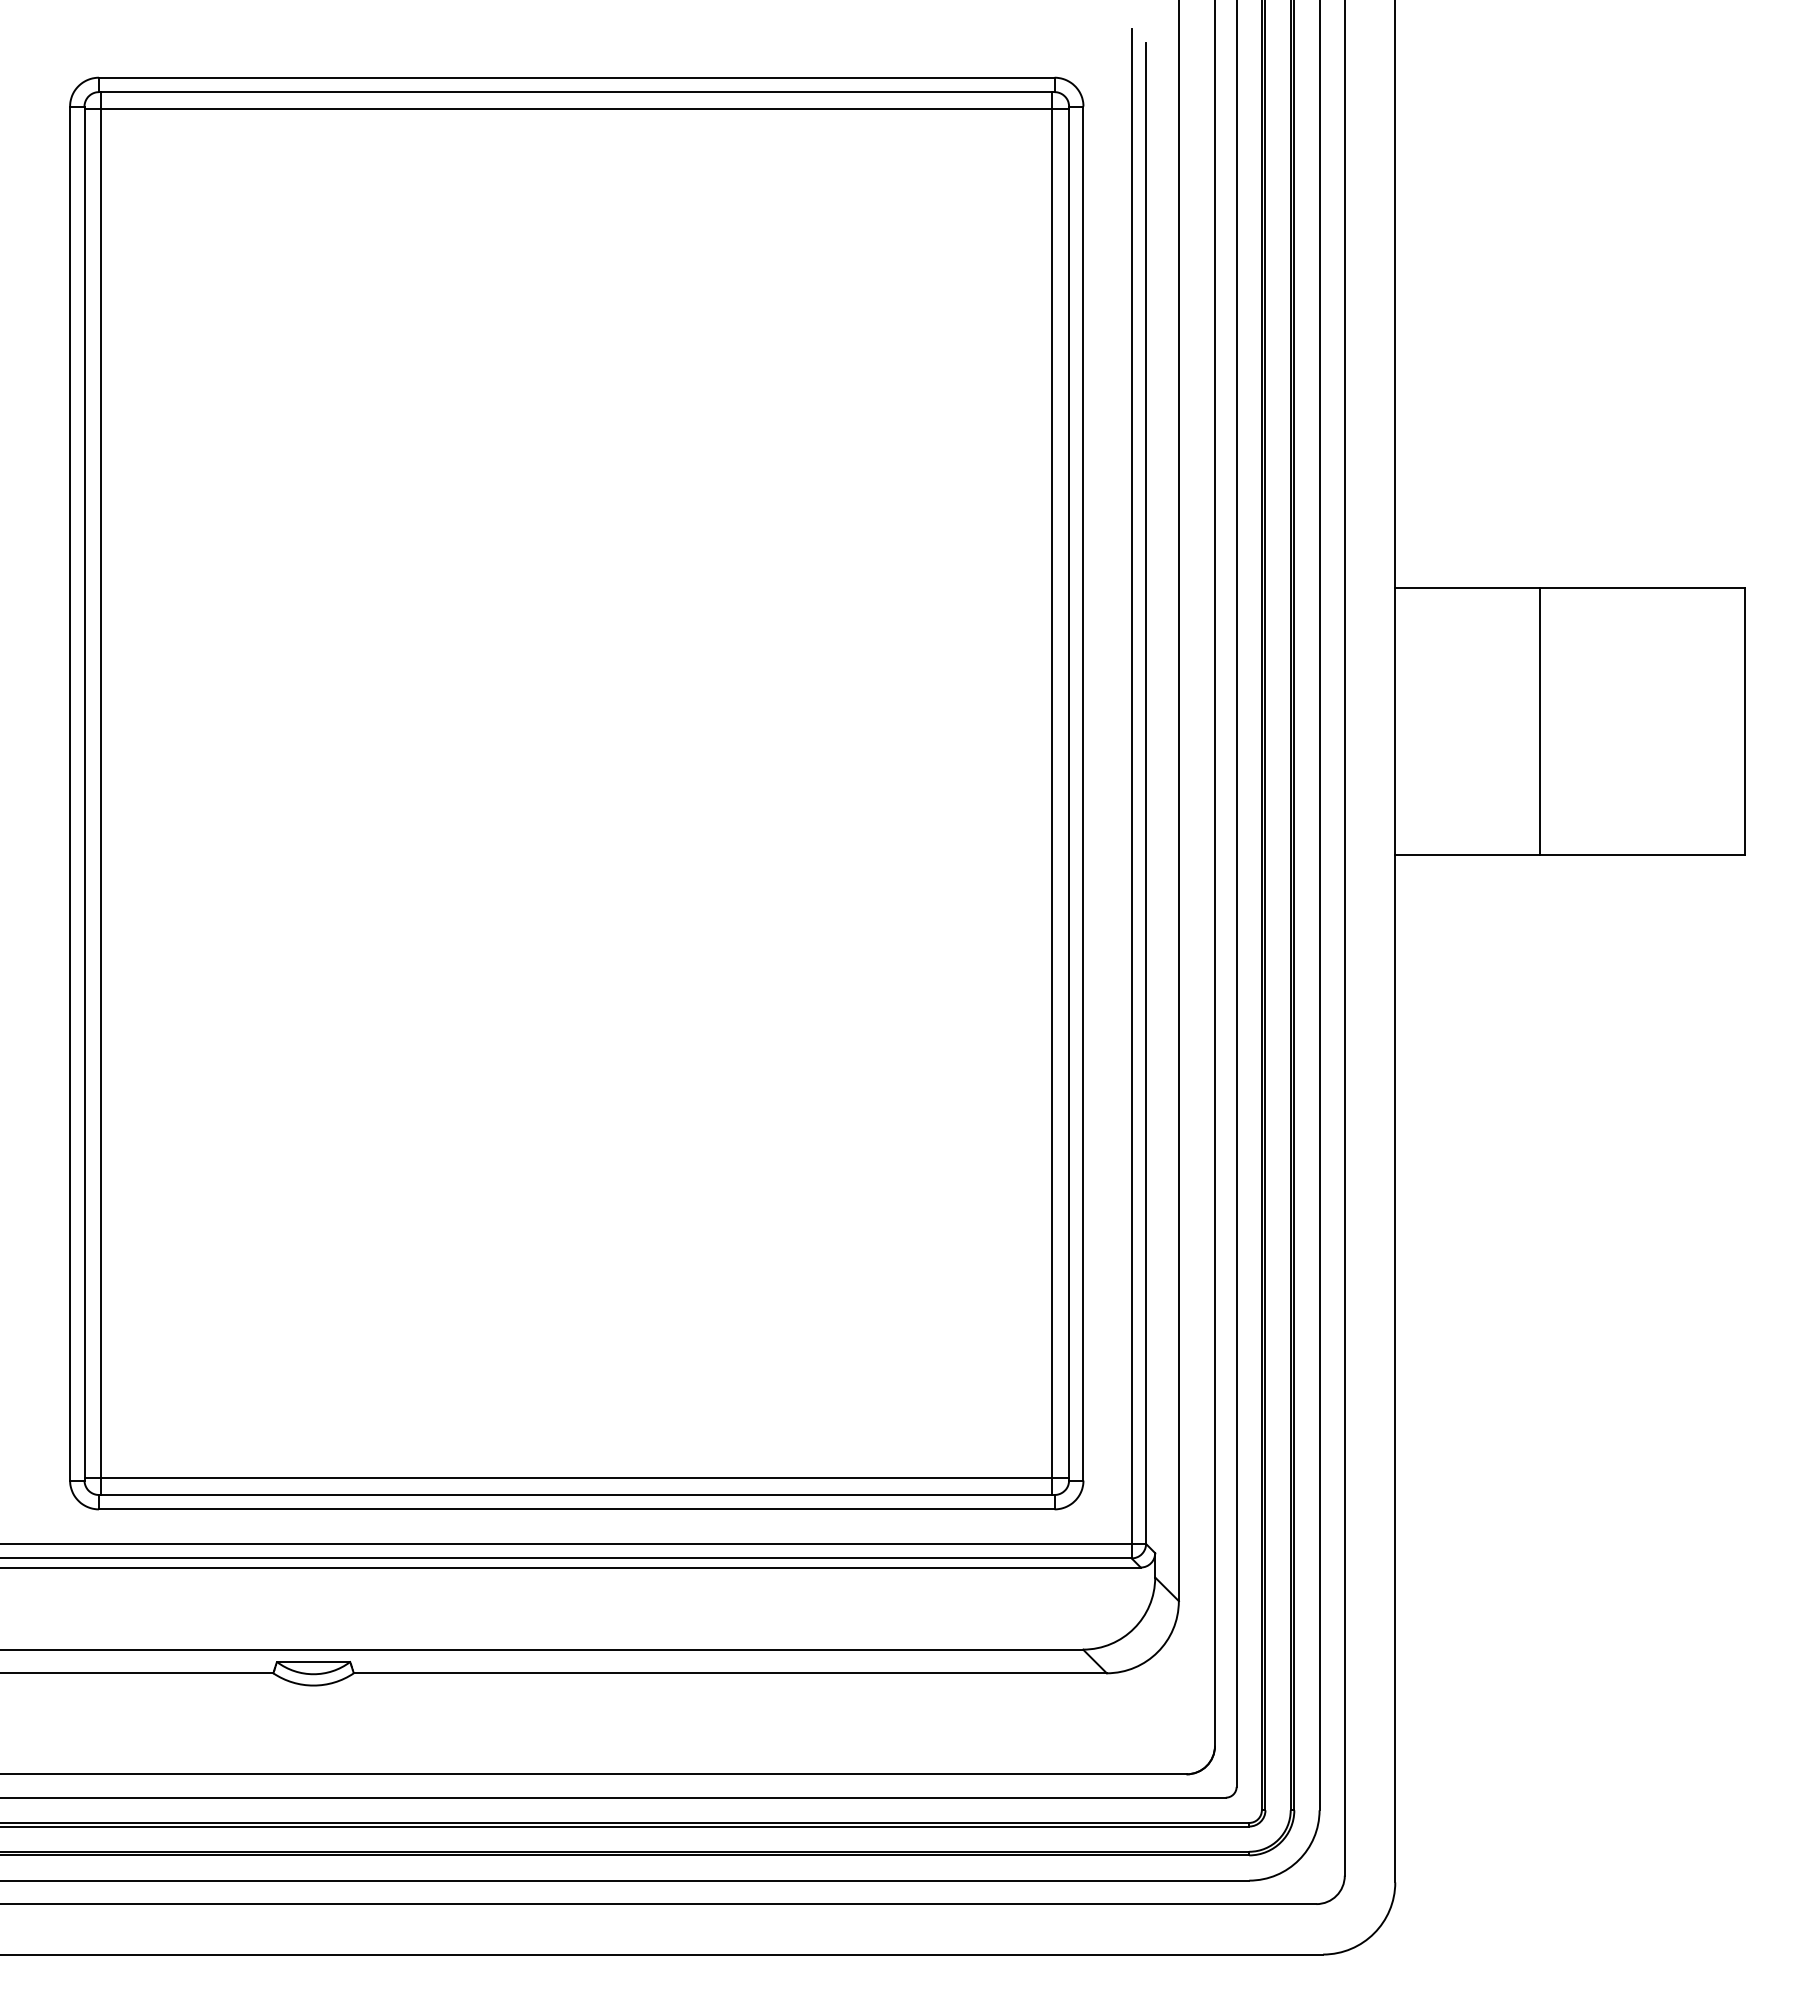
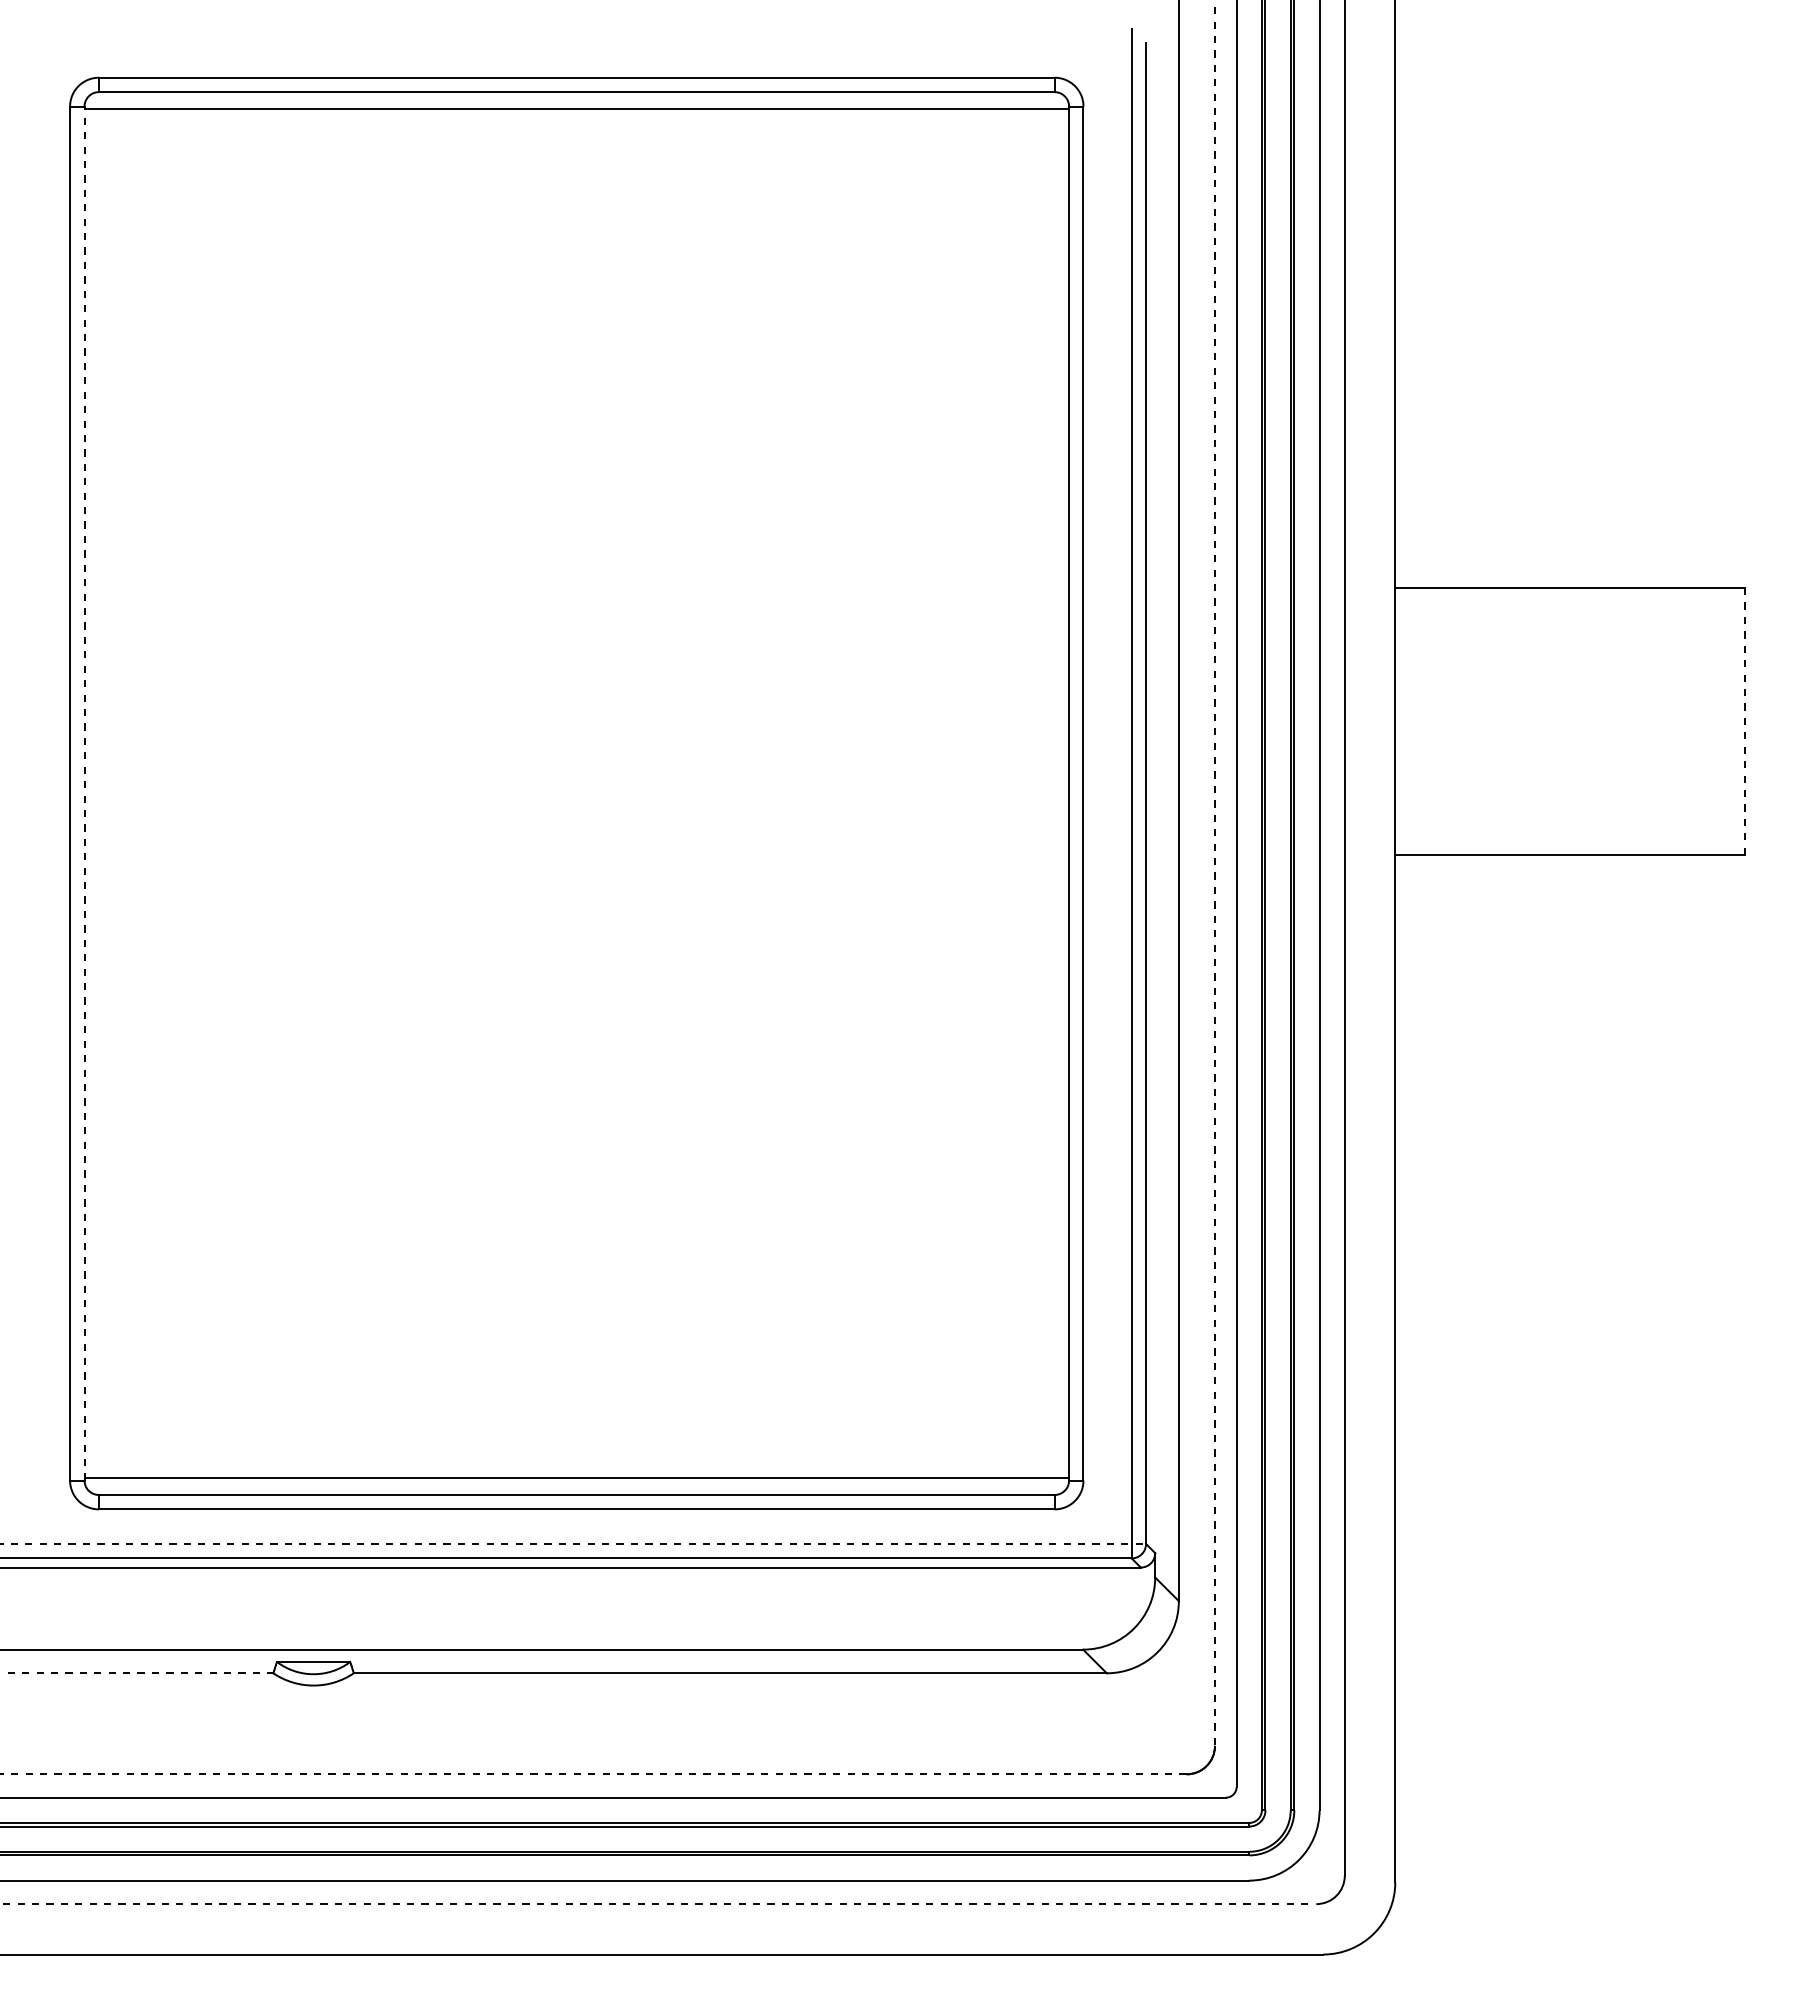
line: present -> none (1539, 721)
line: solid -> dashed (1745, 721)
line: solid -> dashed (84, 793)
line: present -> none (101, 793)
line: present -> none (1052, 793)
line: solid -> dashed (1215, 872)
line: solid -> dashed (573, 1543)
line: solid -> dashed (137, 1673)
line: solid -> dashed (593, 1774)
line: solid -> dashed (658, 1904)
